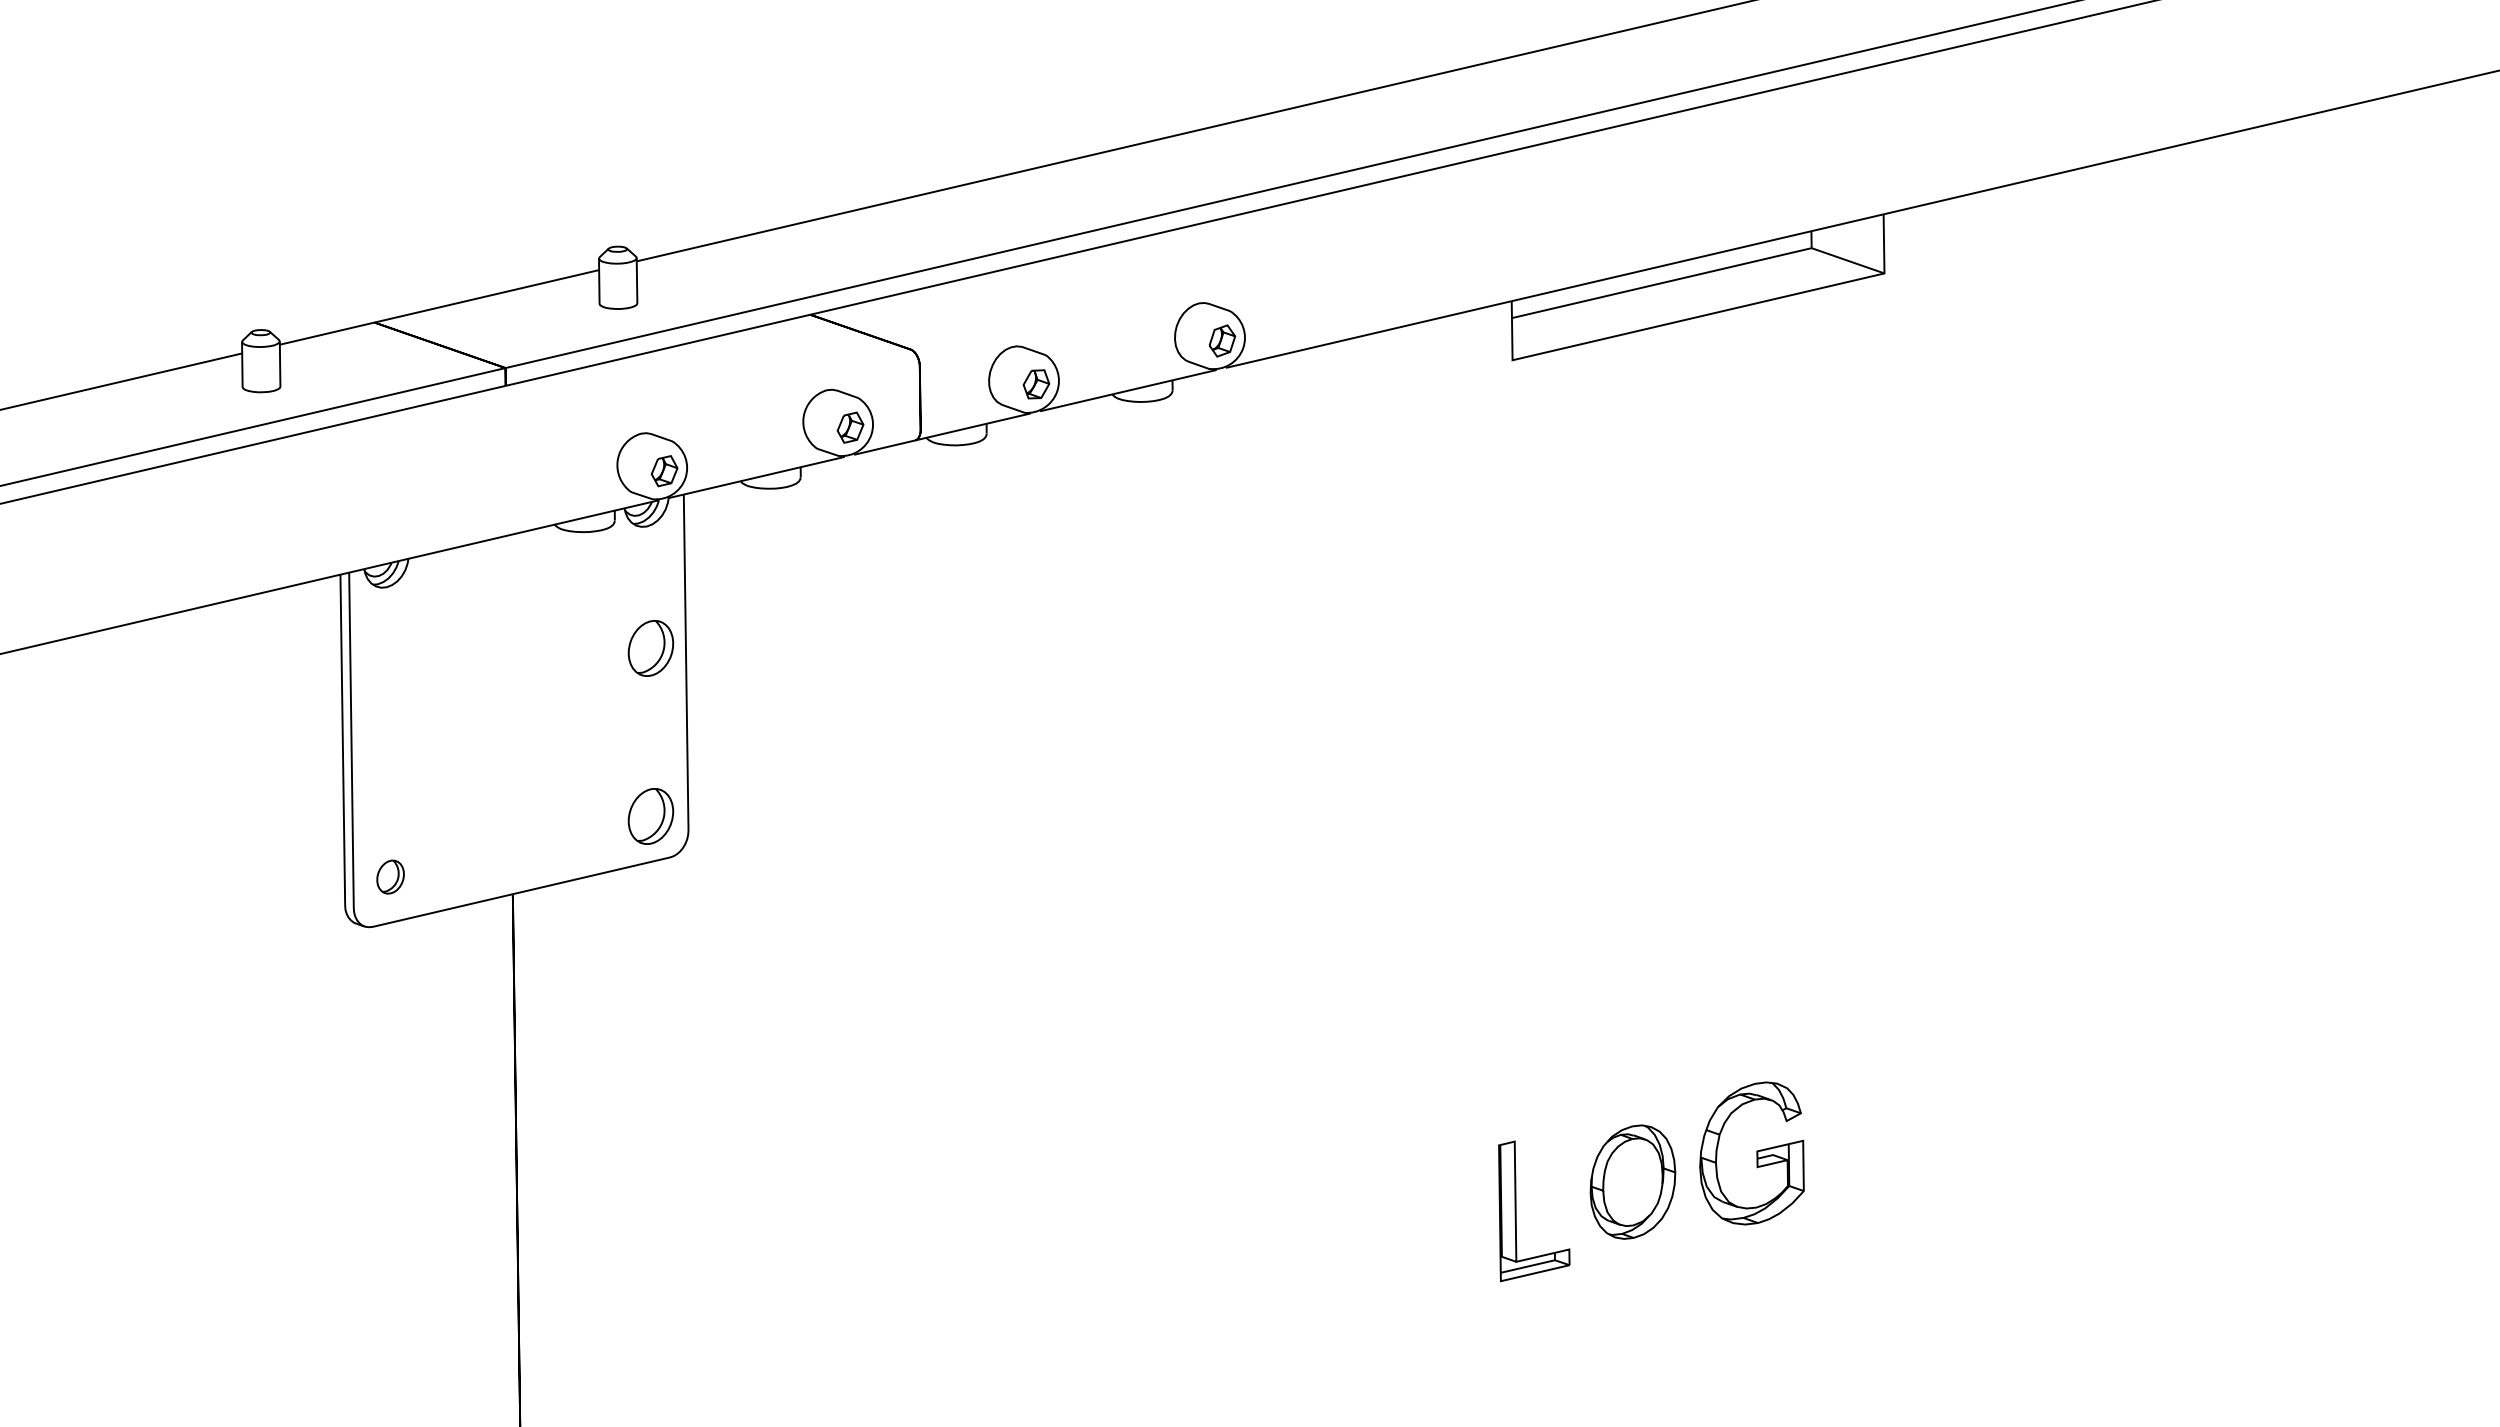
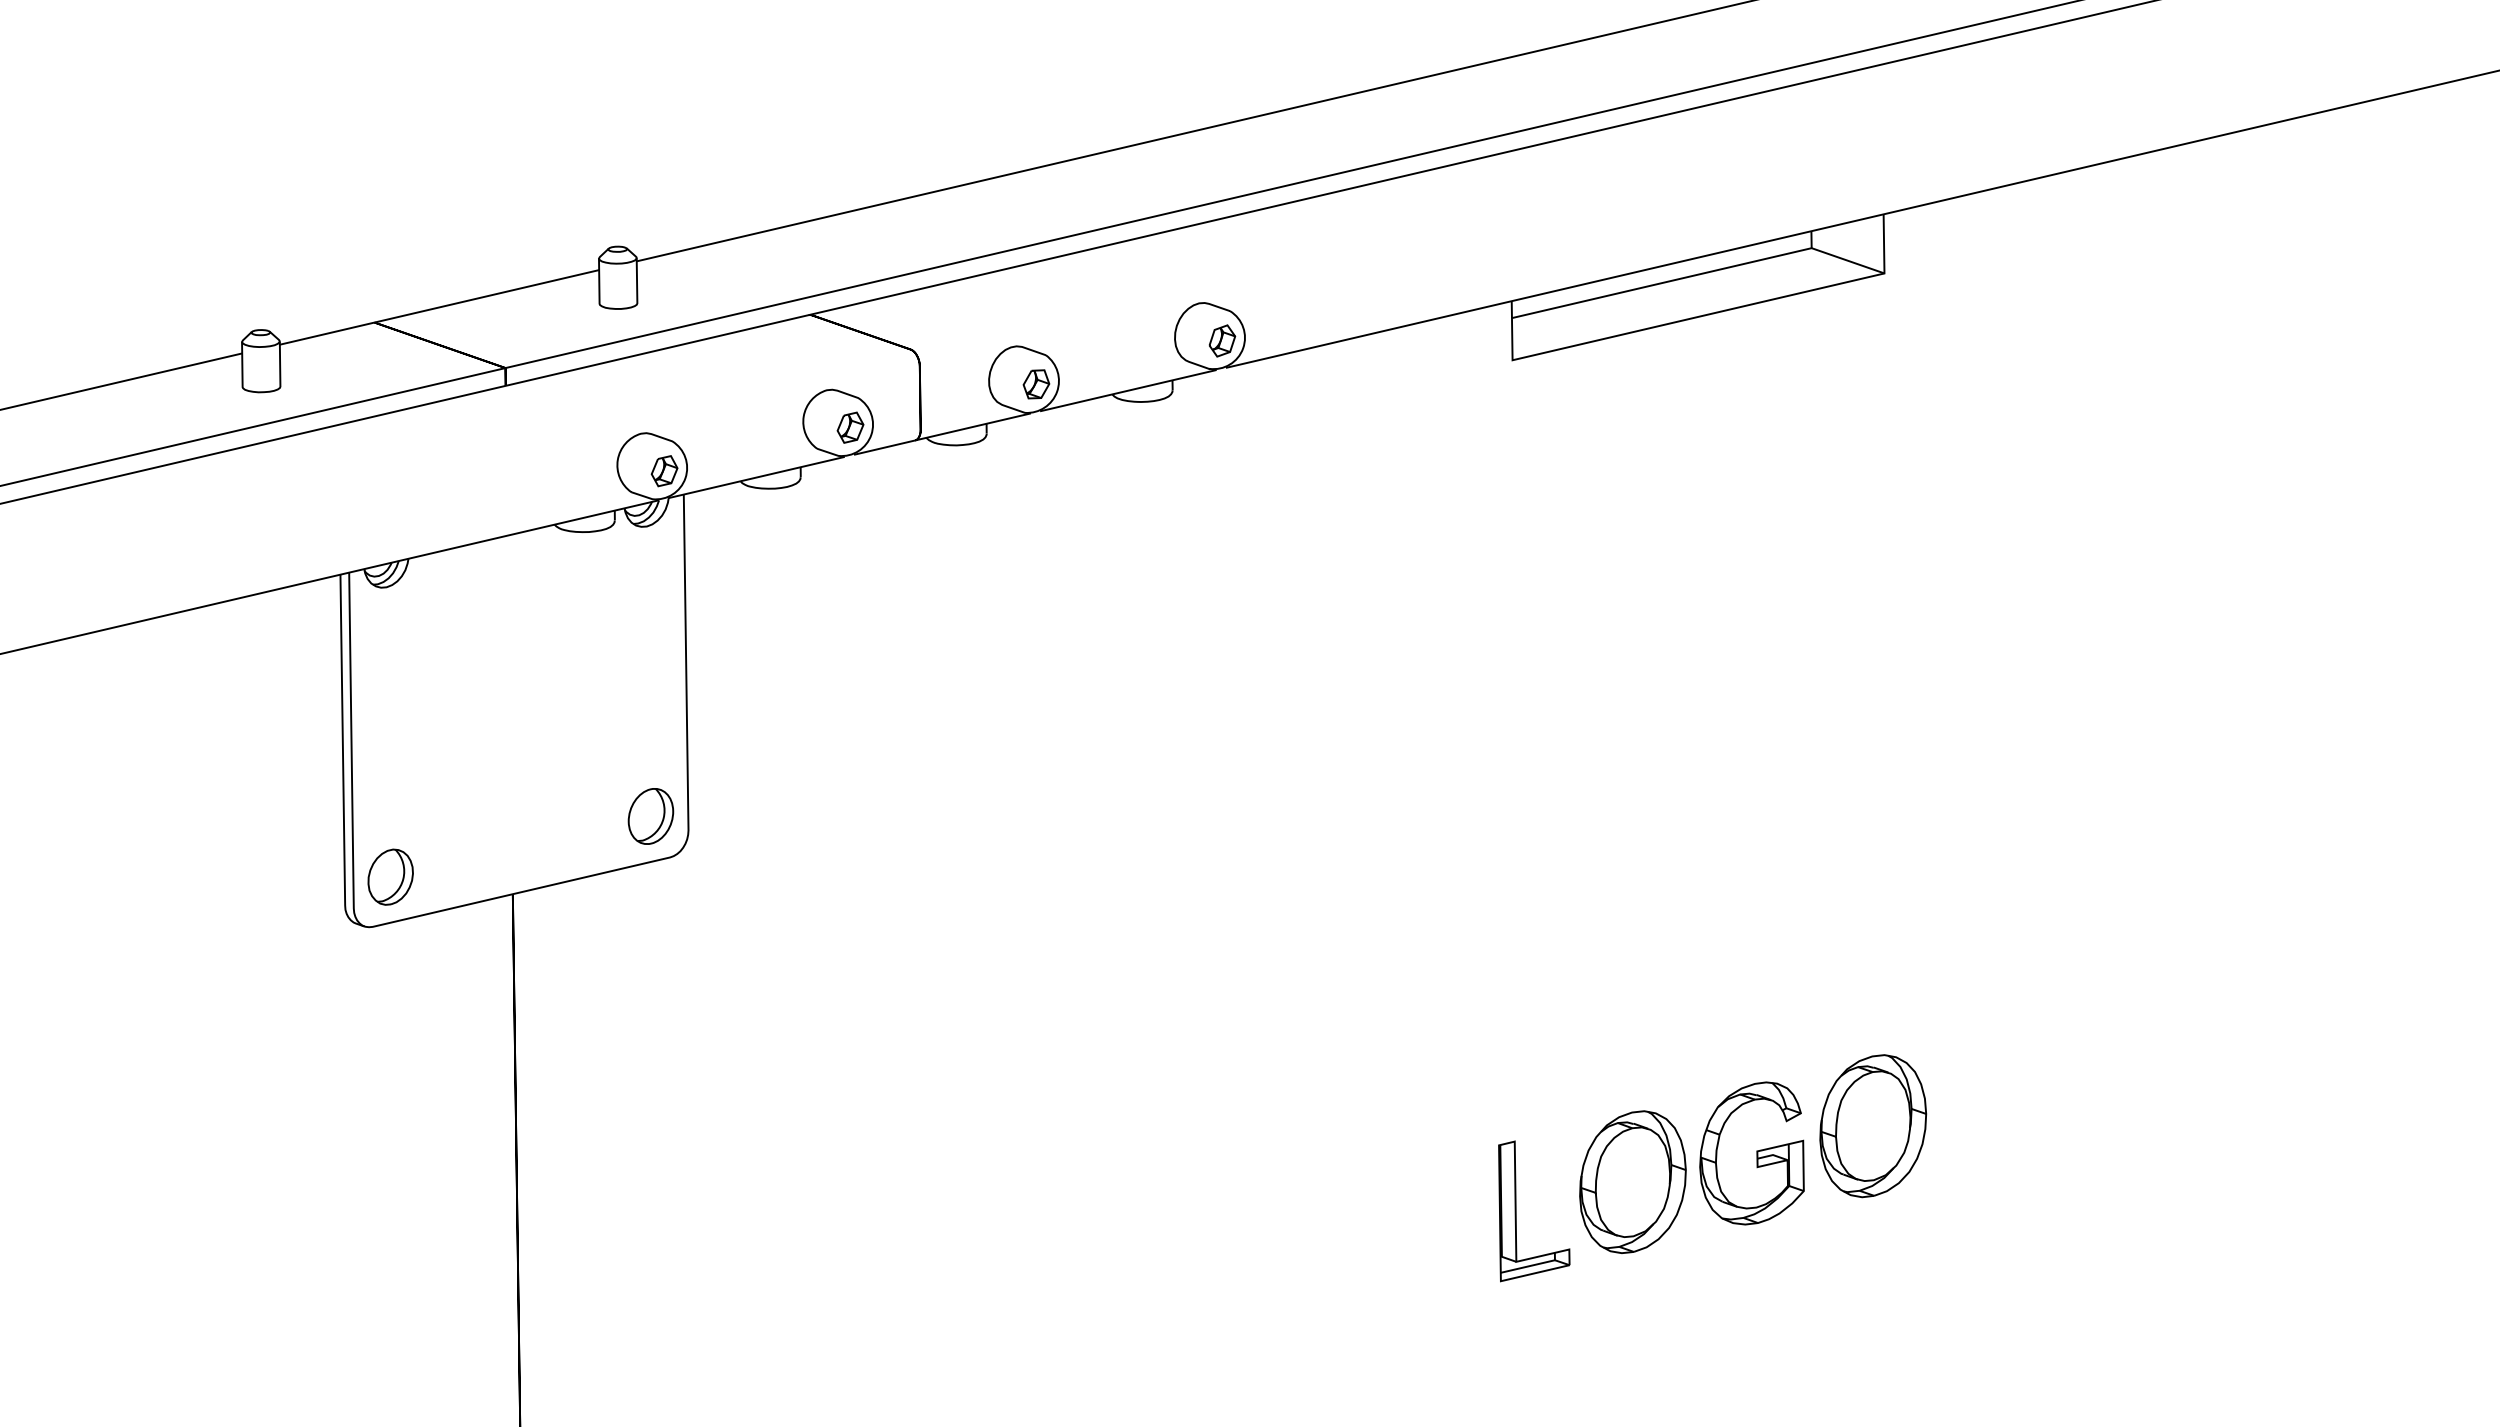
part: present -> none (650, 648)
part size: 29x36 px -> 47x58 px (390, 876)
part: none -> present (1873, 1126)
part size: 88x116 px -> 108x144 px (1632, 1181)
